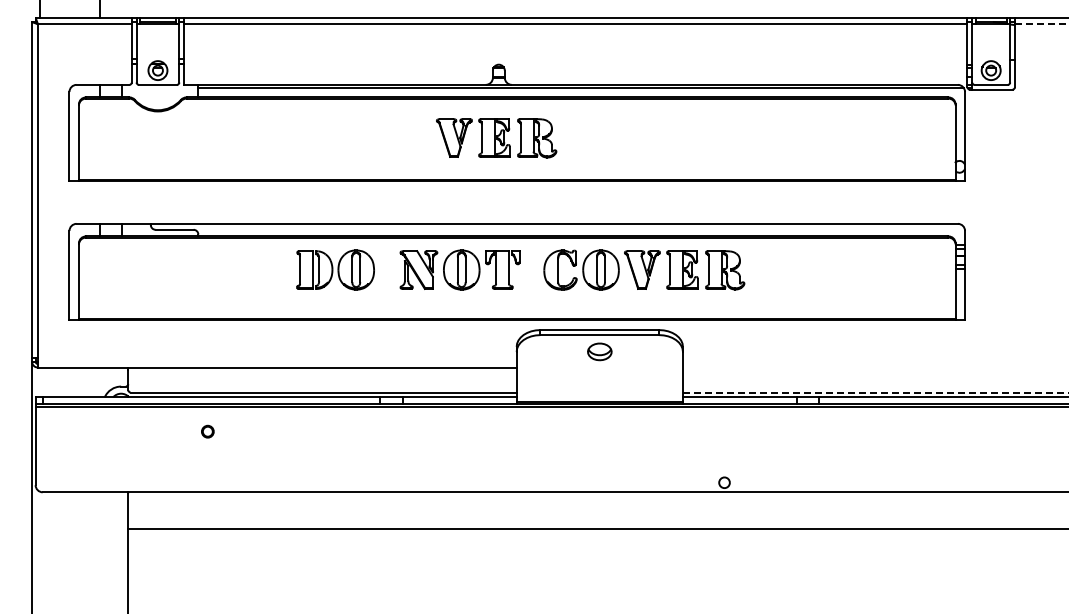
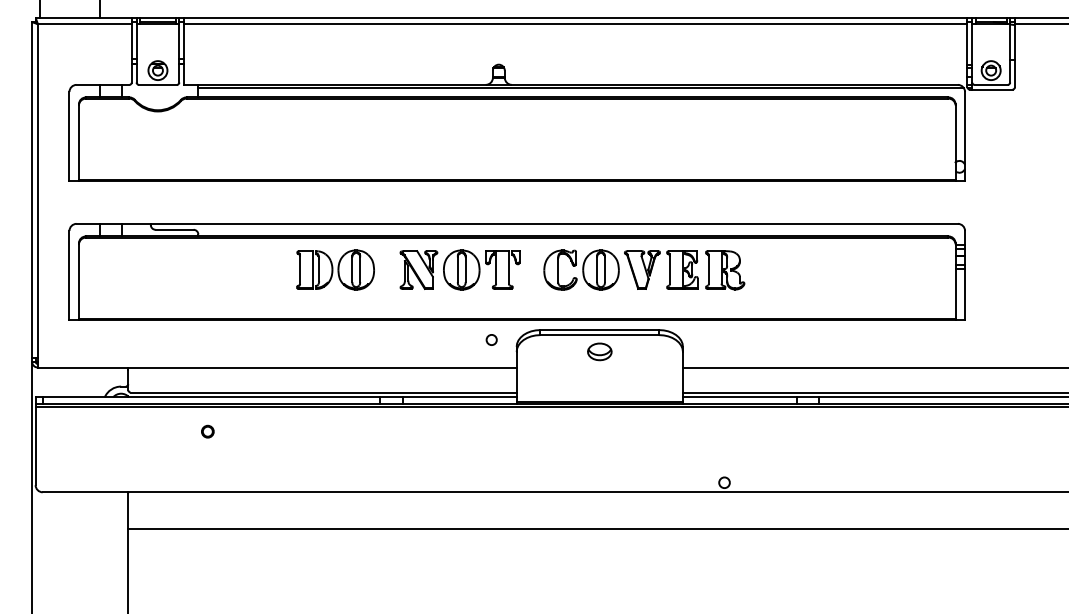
line: dashed -> solid (1041, 24)
part: present -> none (496, 138)
circle: none -> present (491, 339)
line: none -> present (873, 367)
line: dashed -> solid (875, 392)
